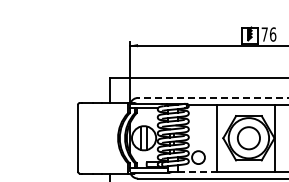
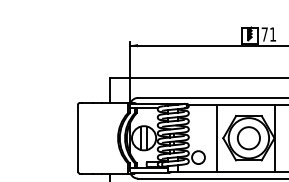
text: 76 -> 71 (272, 34)
line: dashed -> solid (212, 97)
line: dashed -> solid (198, 171)
